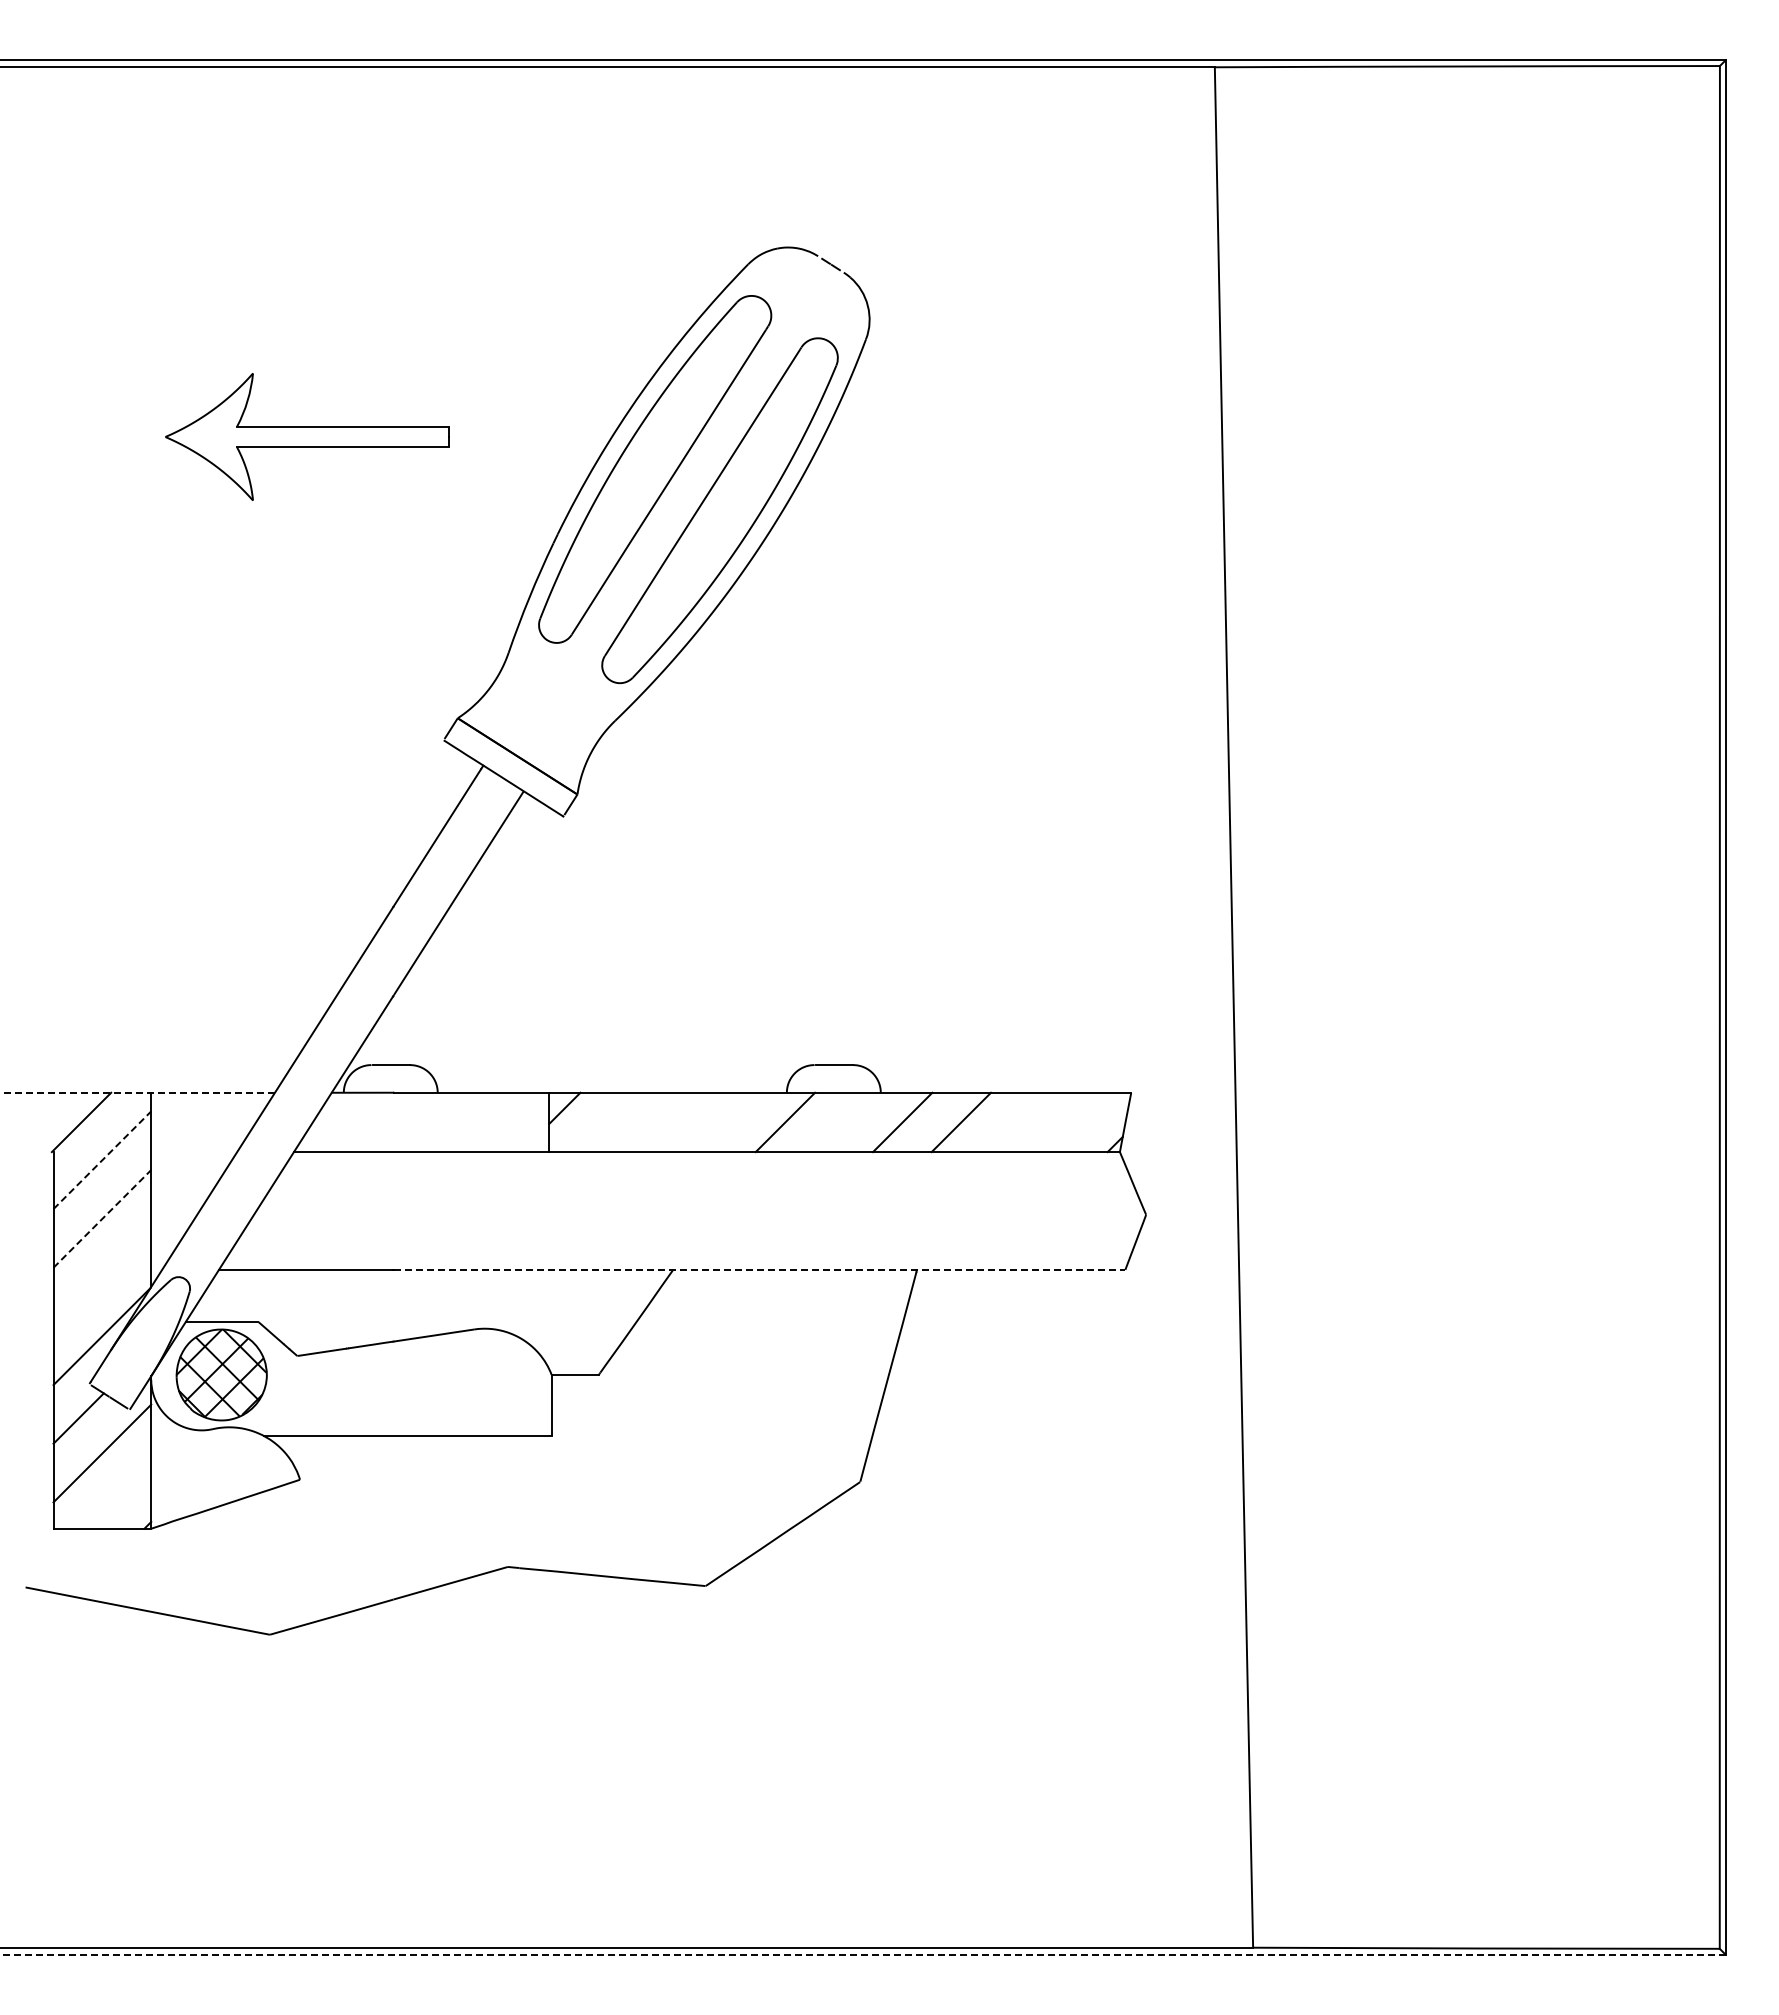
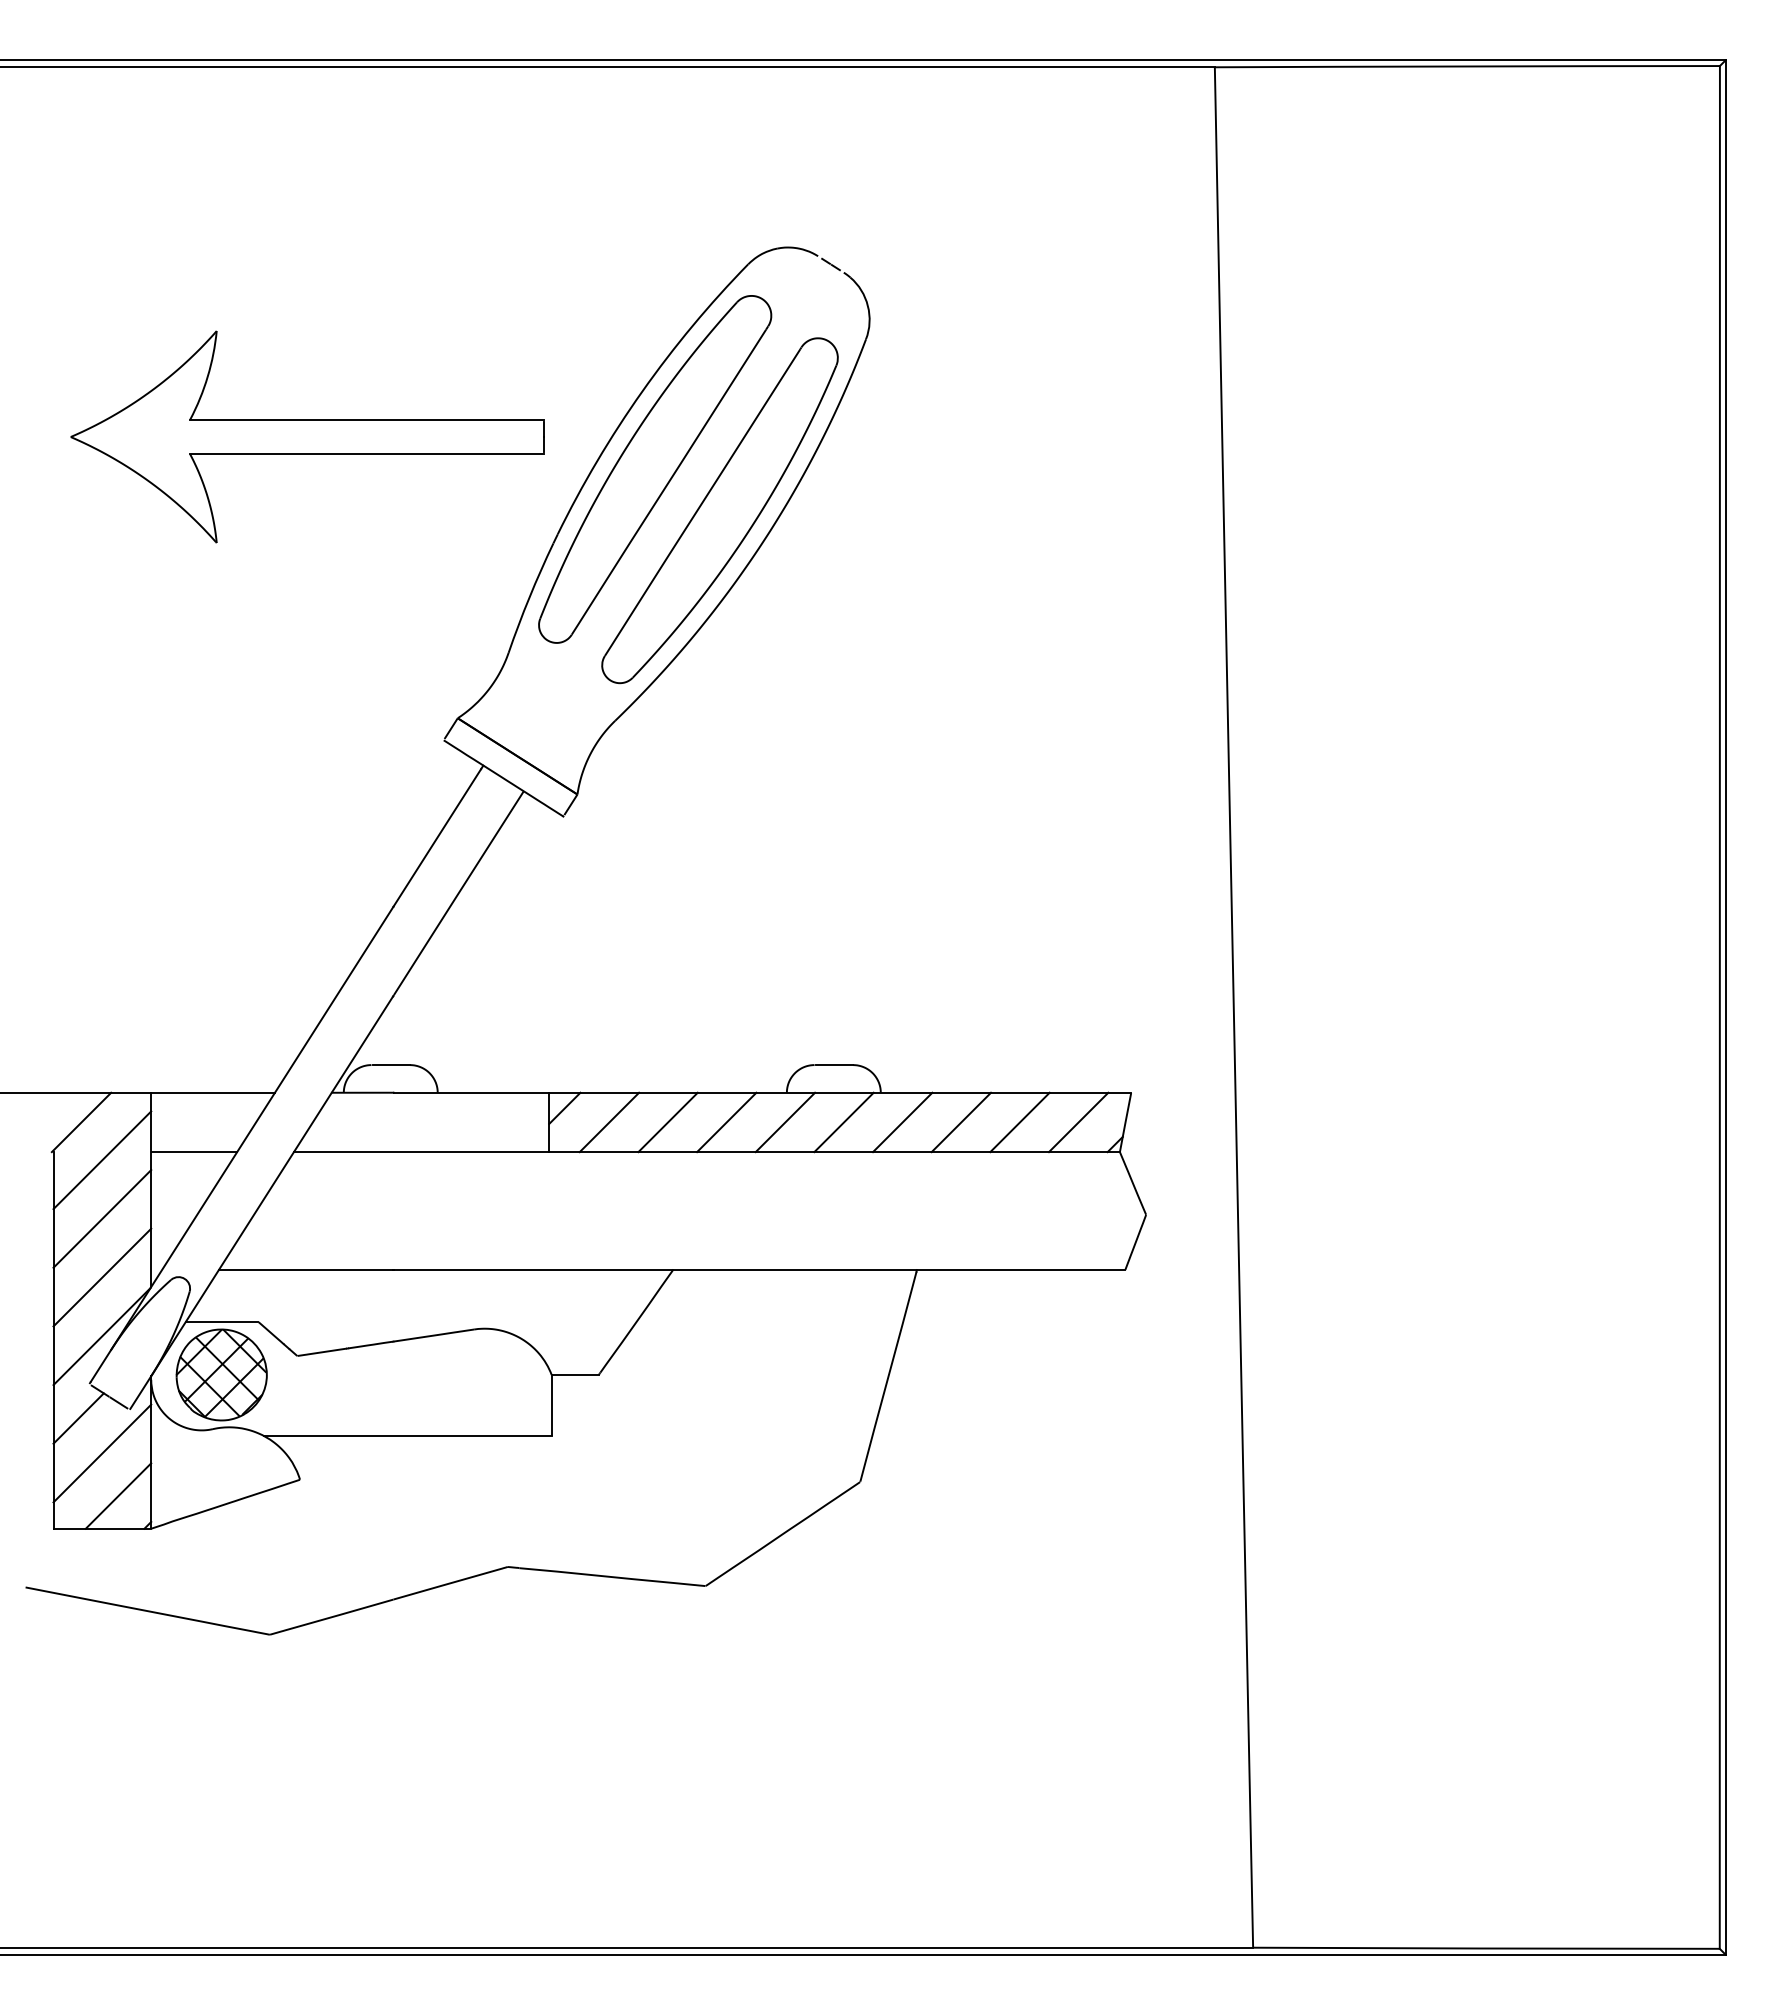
part size: 285x128 px -> 475x214 px (307, 436)
line: dashed -> solid (137, 1092)
line: none -> present (609, 1122)
line: none -> present (667, 1122)
line: none -> present (726, 1122)
line: none -> present (843, 1122)
line: none -> present (1019, 1122)
line: none -> present (1078, 1122)
line: none -> present (194, 1152)
line: dashed -> solid (102, 1159)
line: dashed -> solid (102, 1218)
line: dashed -> solid (760, 1269)
line: none -> present (102, 1277)
line: none -> present (118, 1495)
line: dashed -> solid (862, 1954)
